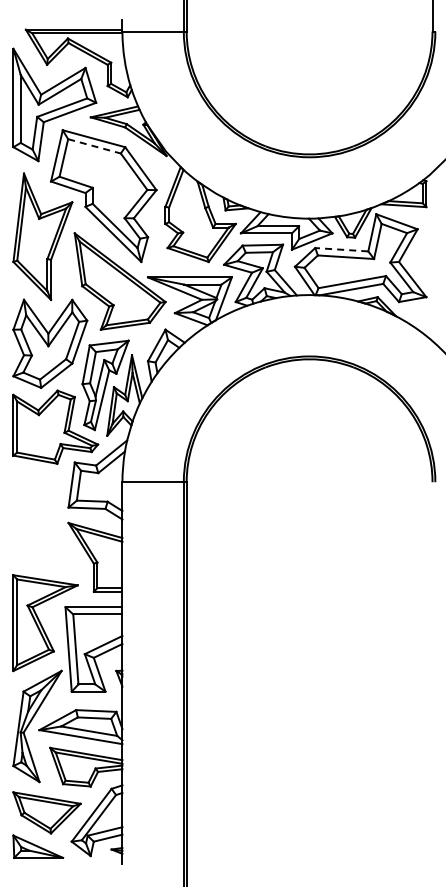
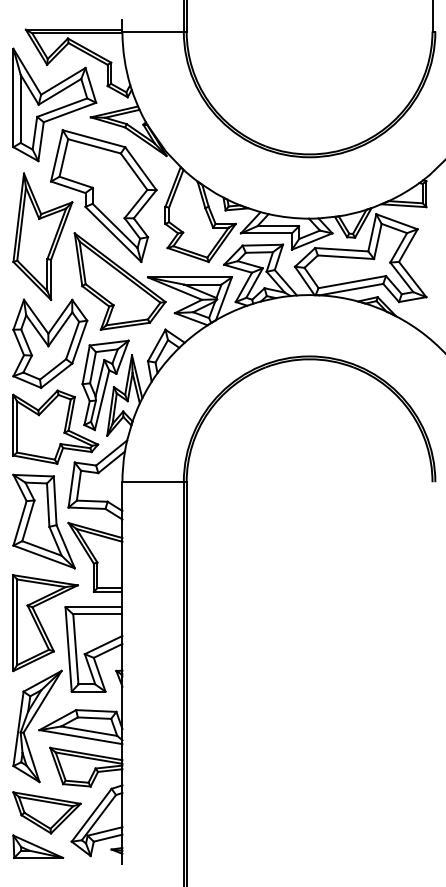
line: dashed -> solid (94, 146)
line: dashed -> solid (341, 249)
part: none -> present (43, 521)
